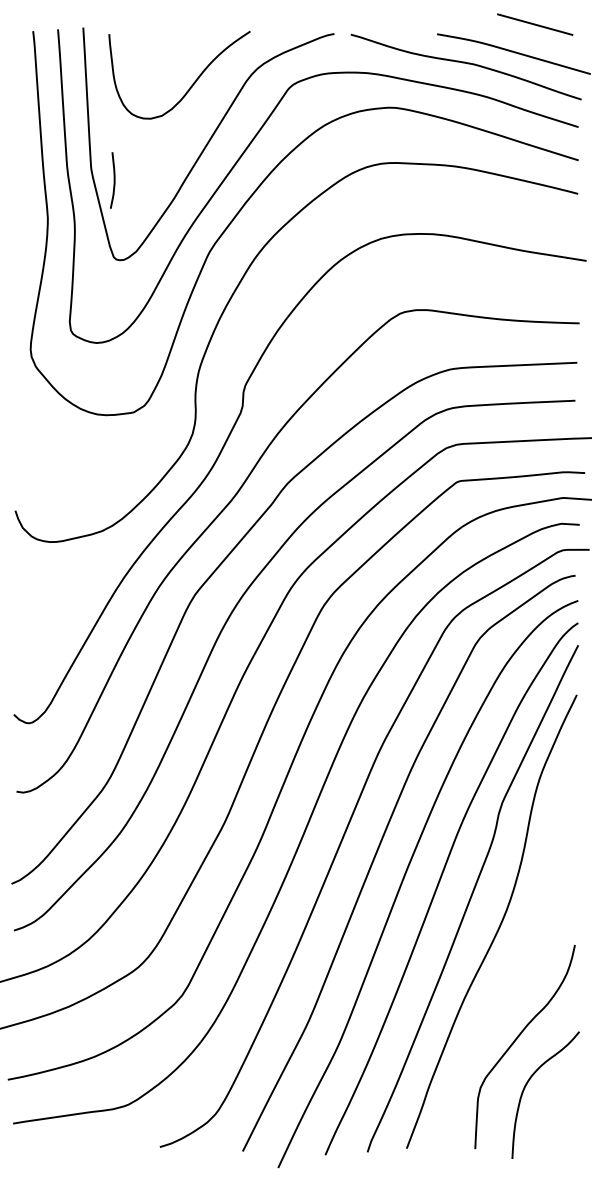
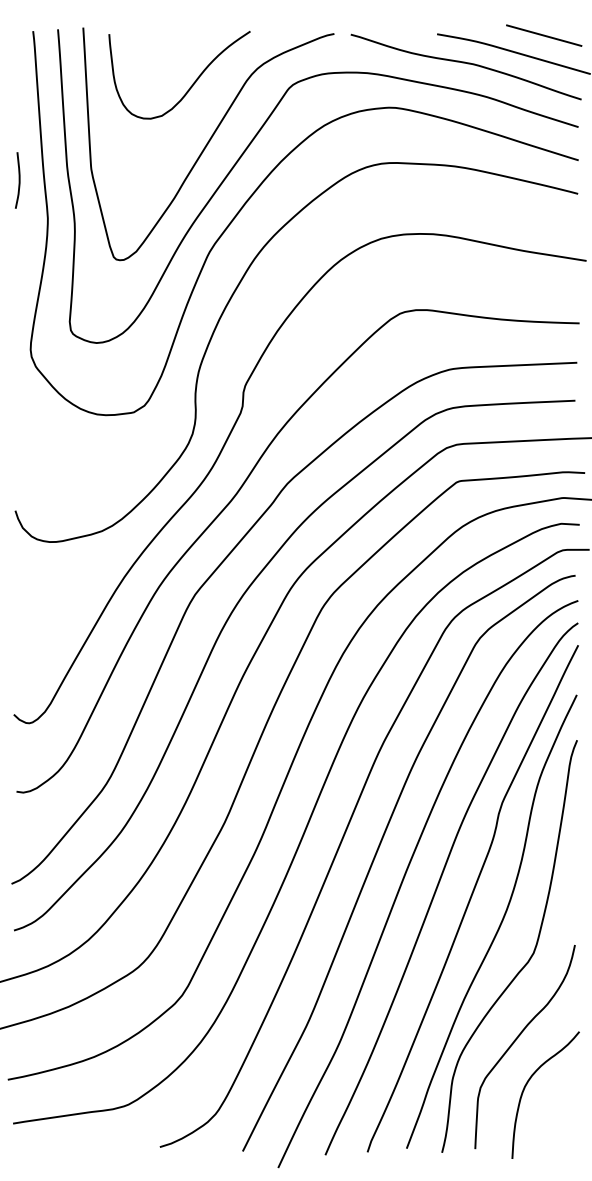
line position: (535, 24) -> (544, 35) (544, 35)
curve position: (113, 180) -> (18, 180) (18, 180)
curve: none -> present (529, 957)
